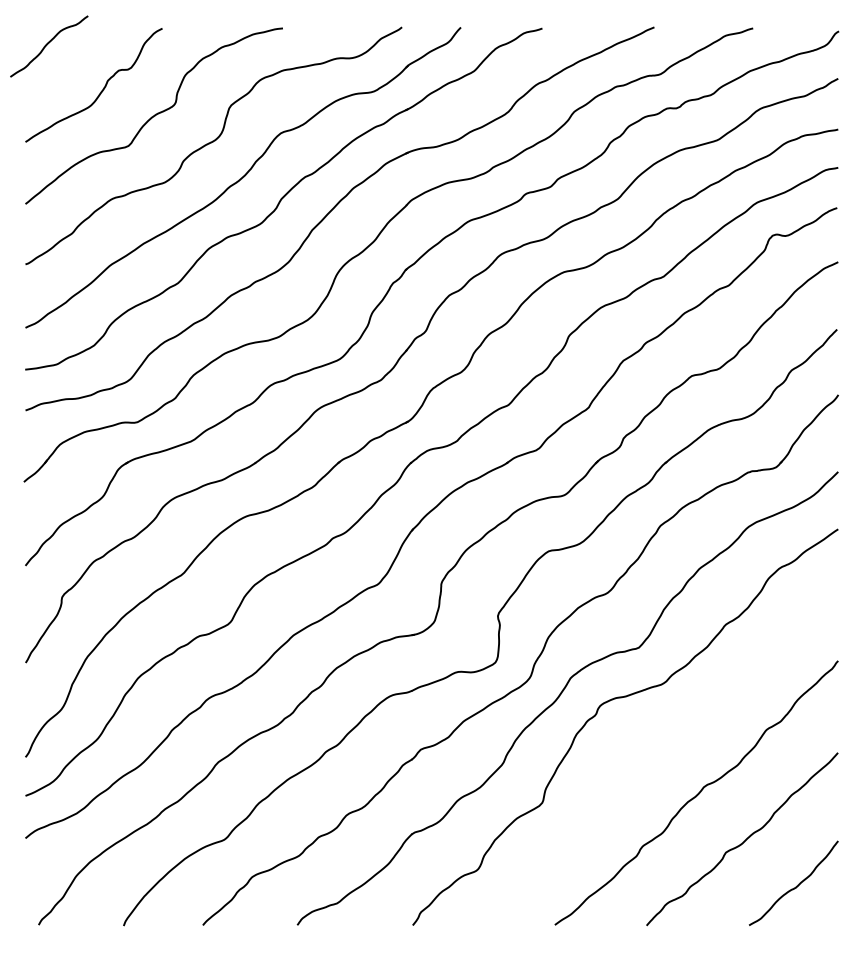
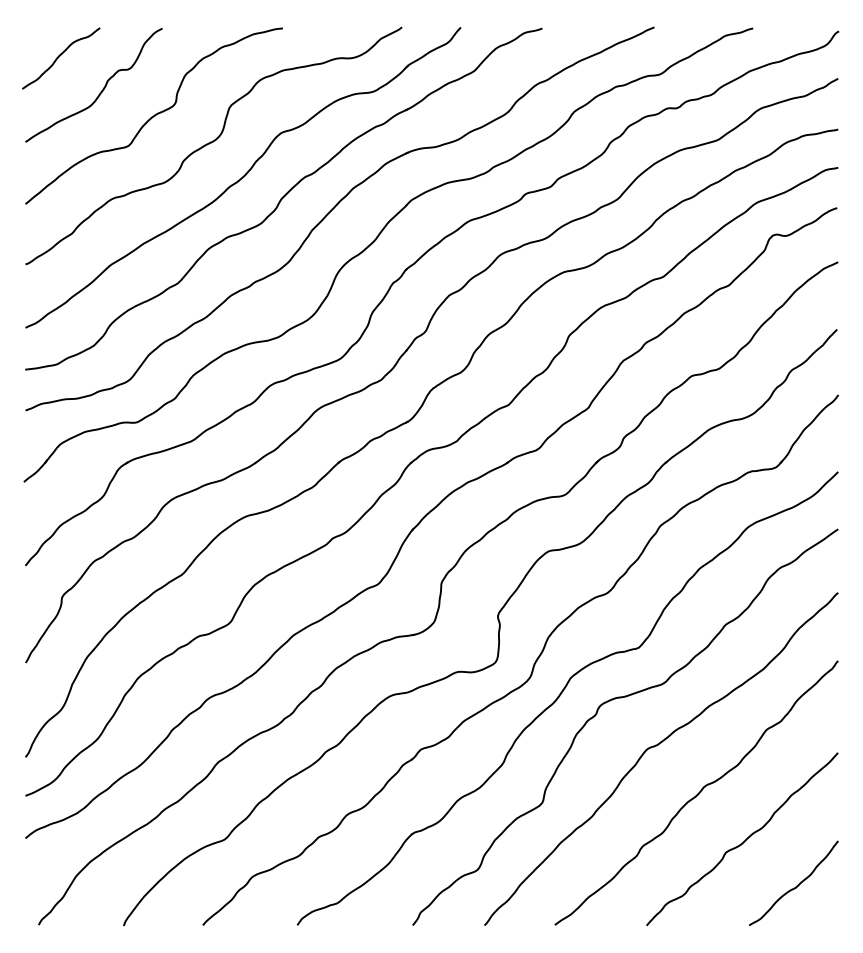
curve position: (48, 44) -> (60, 56) (60, 56)
curve: none -> present (656, 746)
